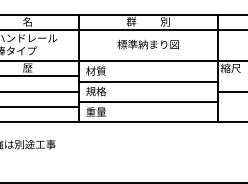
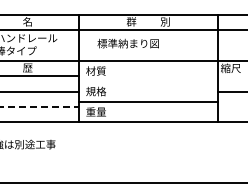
text position: (147, 44) -> (127, 43) (127, 43)
line: present -> none (148, 81)
line: solid -> dashed (40, 107)
